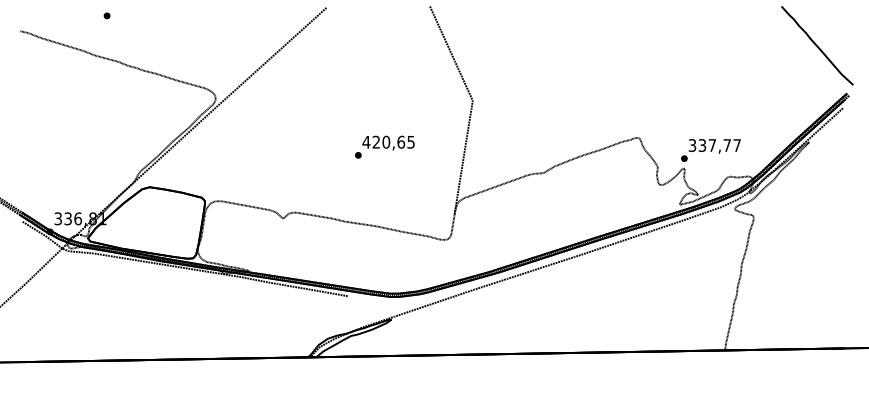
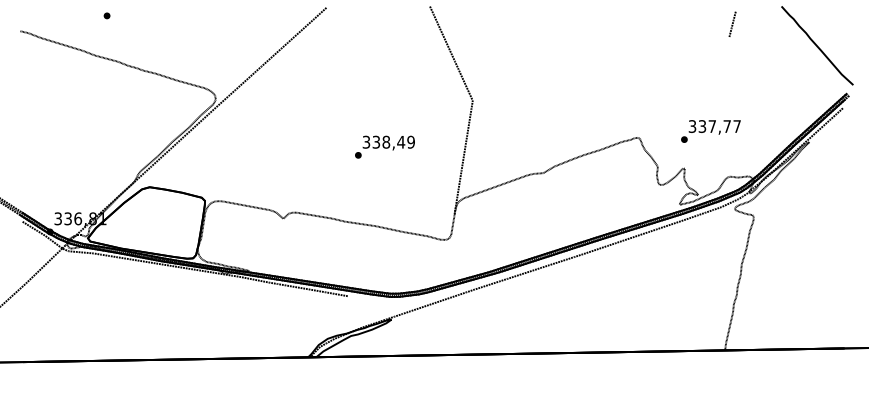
line: none -> present (732, 23)
text: 420,65 -> 338,49 (388, 141)
text position: (710, 150) -> (710, 131) (710, 131)
